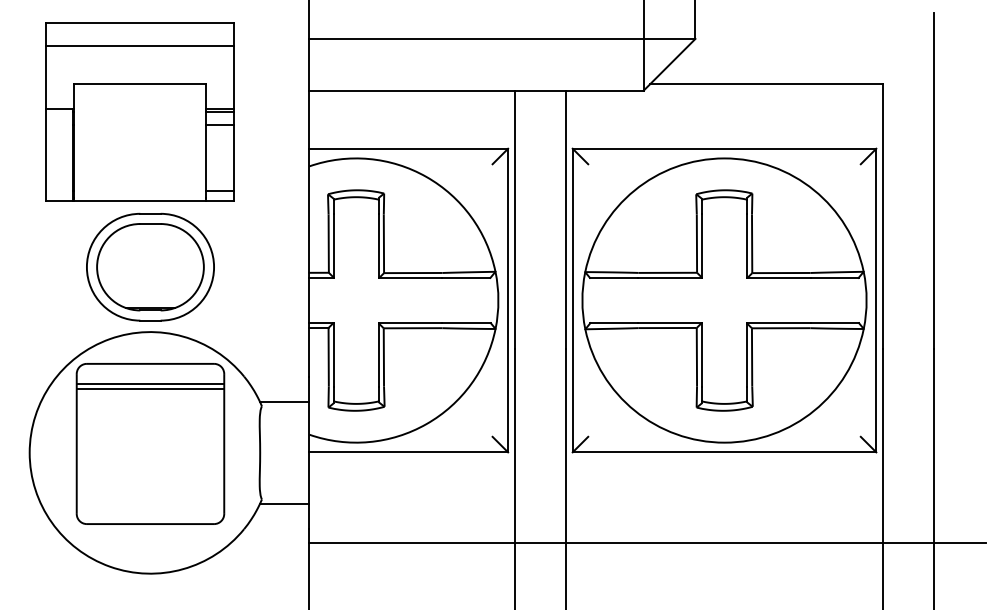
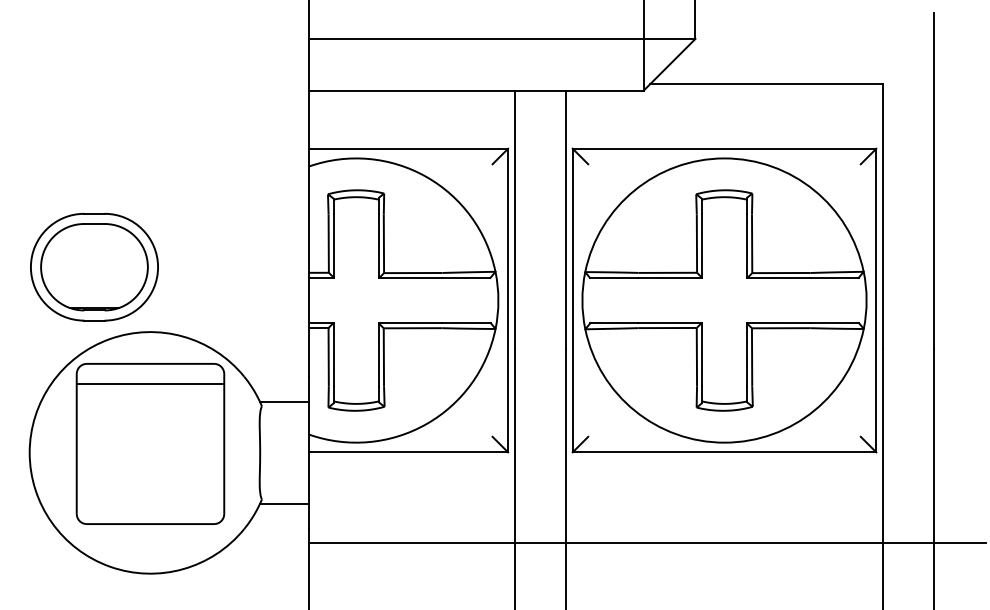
part: present -> none (139, 111)
part position: (150, 266) -> (94, 266) (94, 266)
line: present -> none (150, 388)
